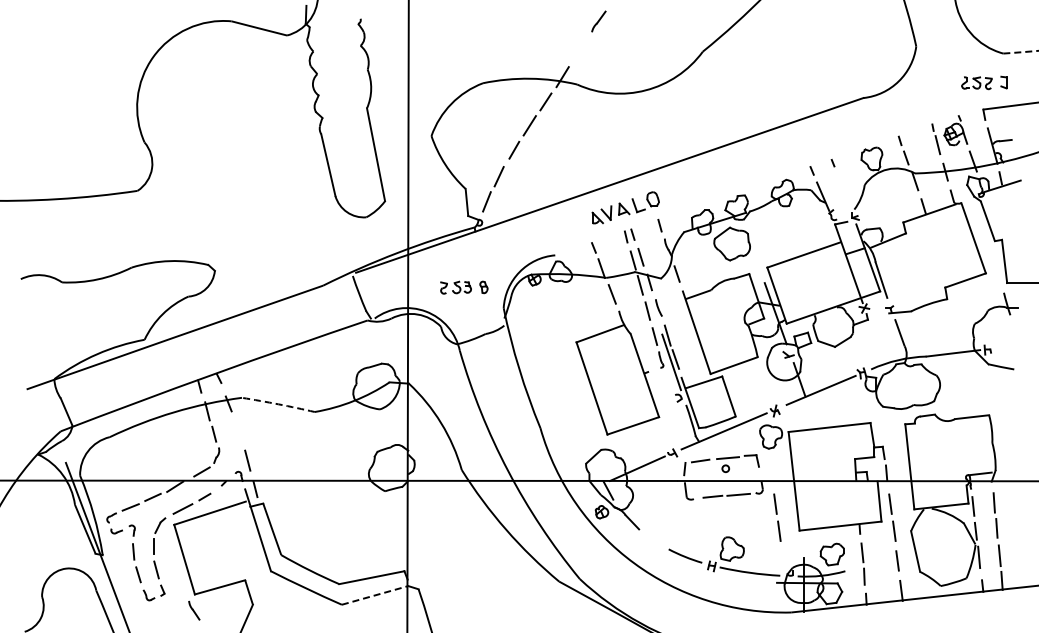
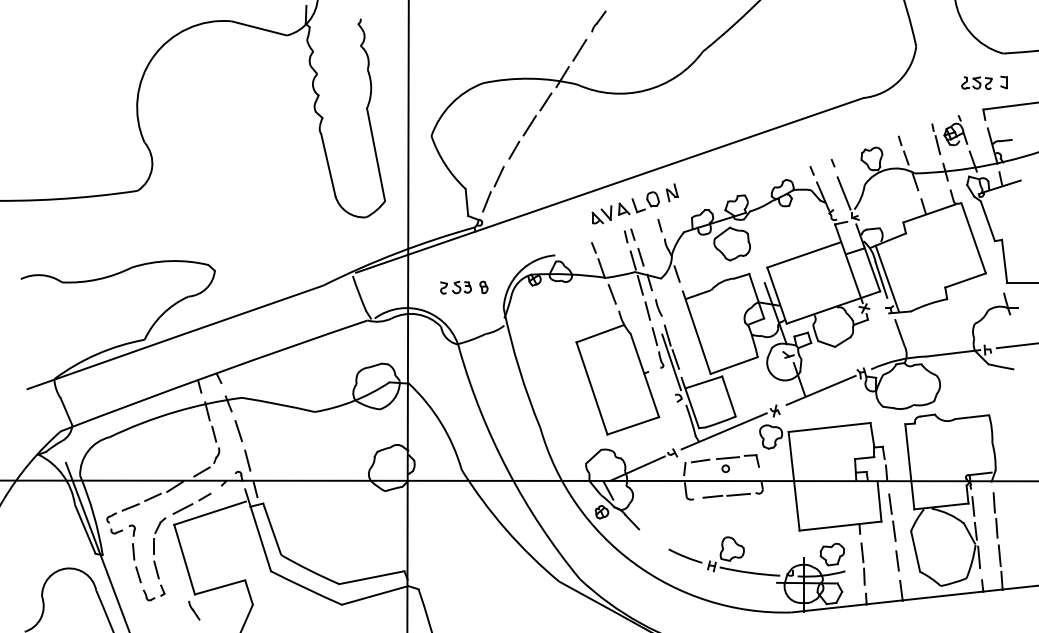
line: none -> present (579, 50)
arc: dashed -> solid (1022, 52)
part: none -> present (671, 192)
line: none -> present (843, 193)
line: none -> present (886, 278)
line: none -> present (1015, 345)
arc: dashed -> solid (278, 404)
line: none -> present (238, 430)
line: present -> none (777, 514)
line: dashed -> solid (375, 595)
